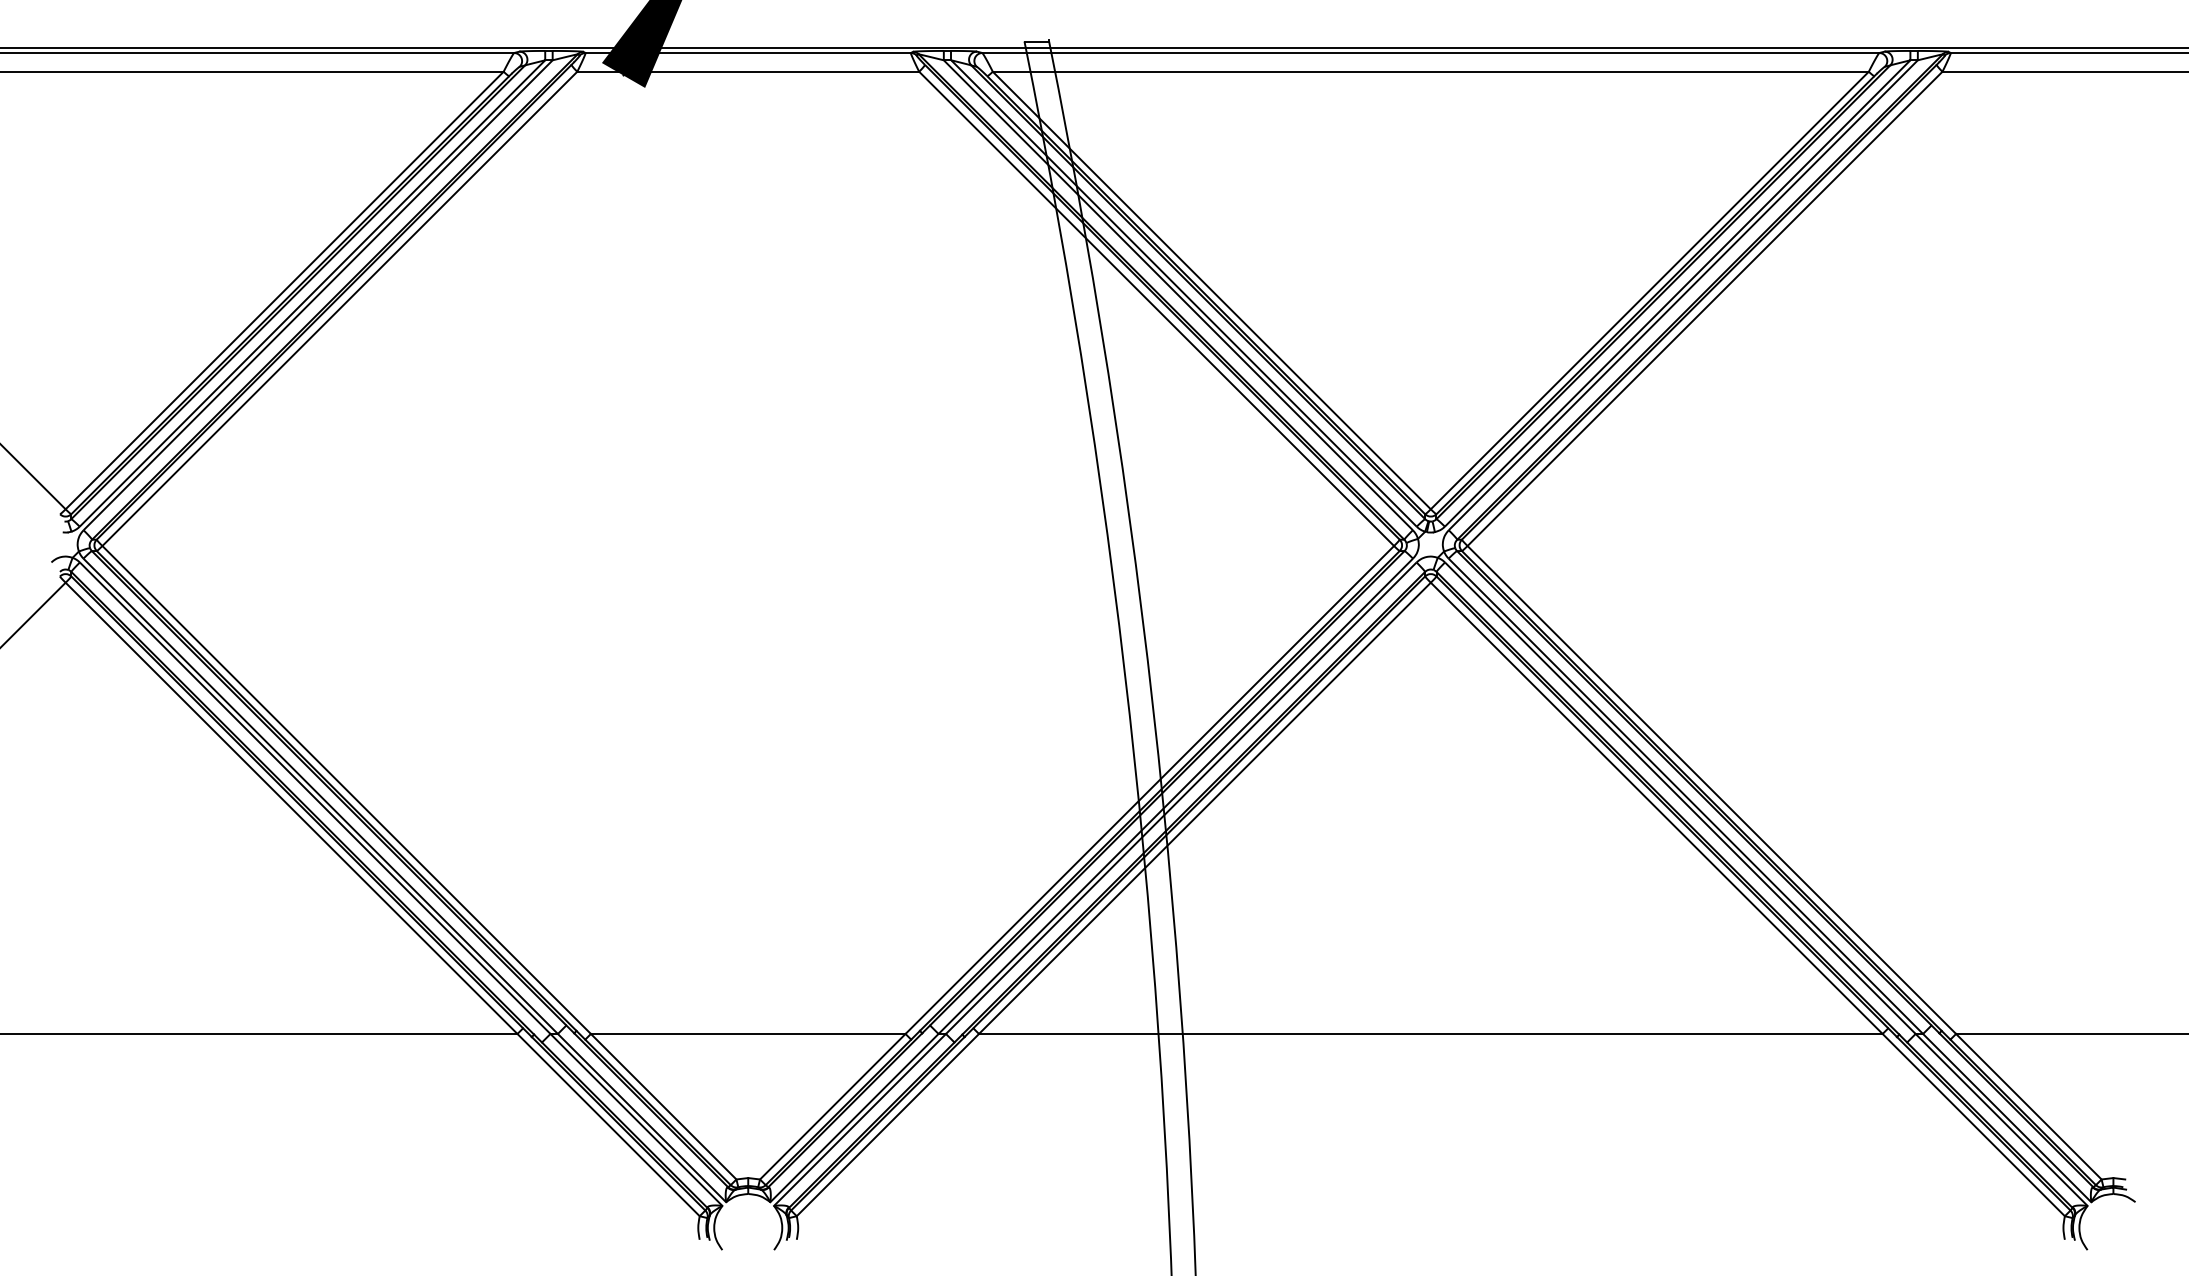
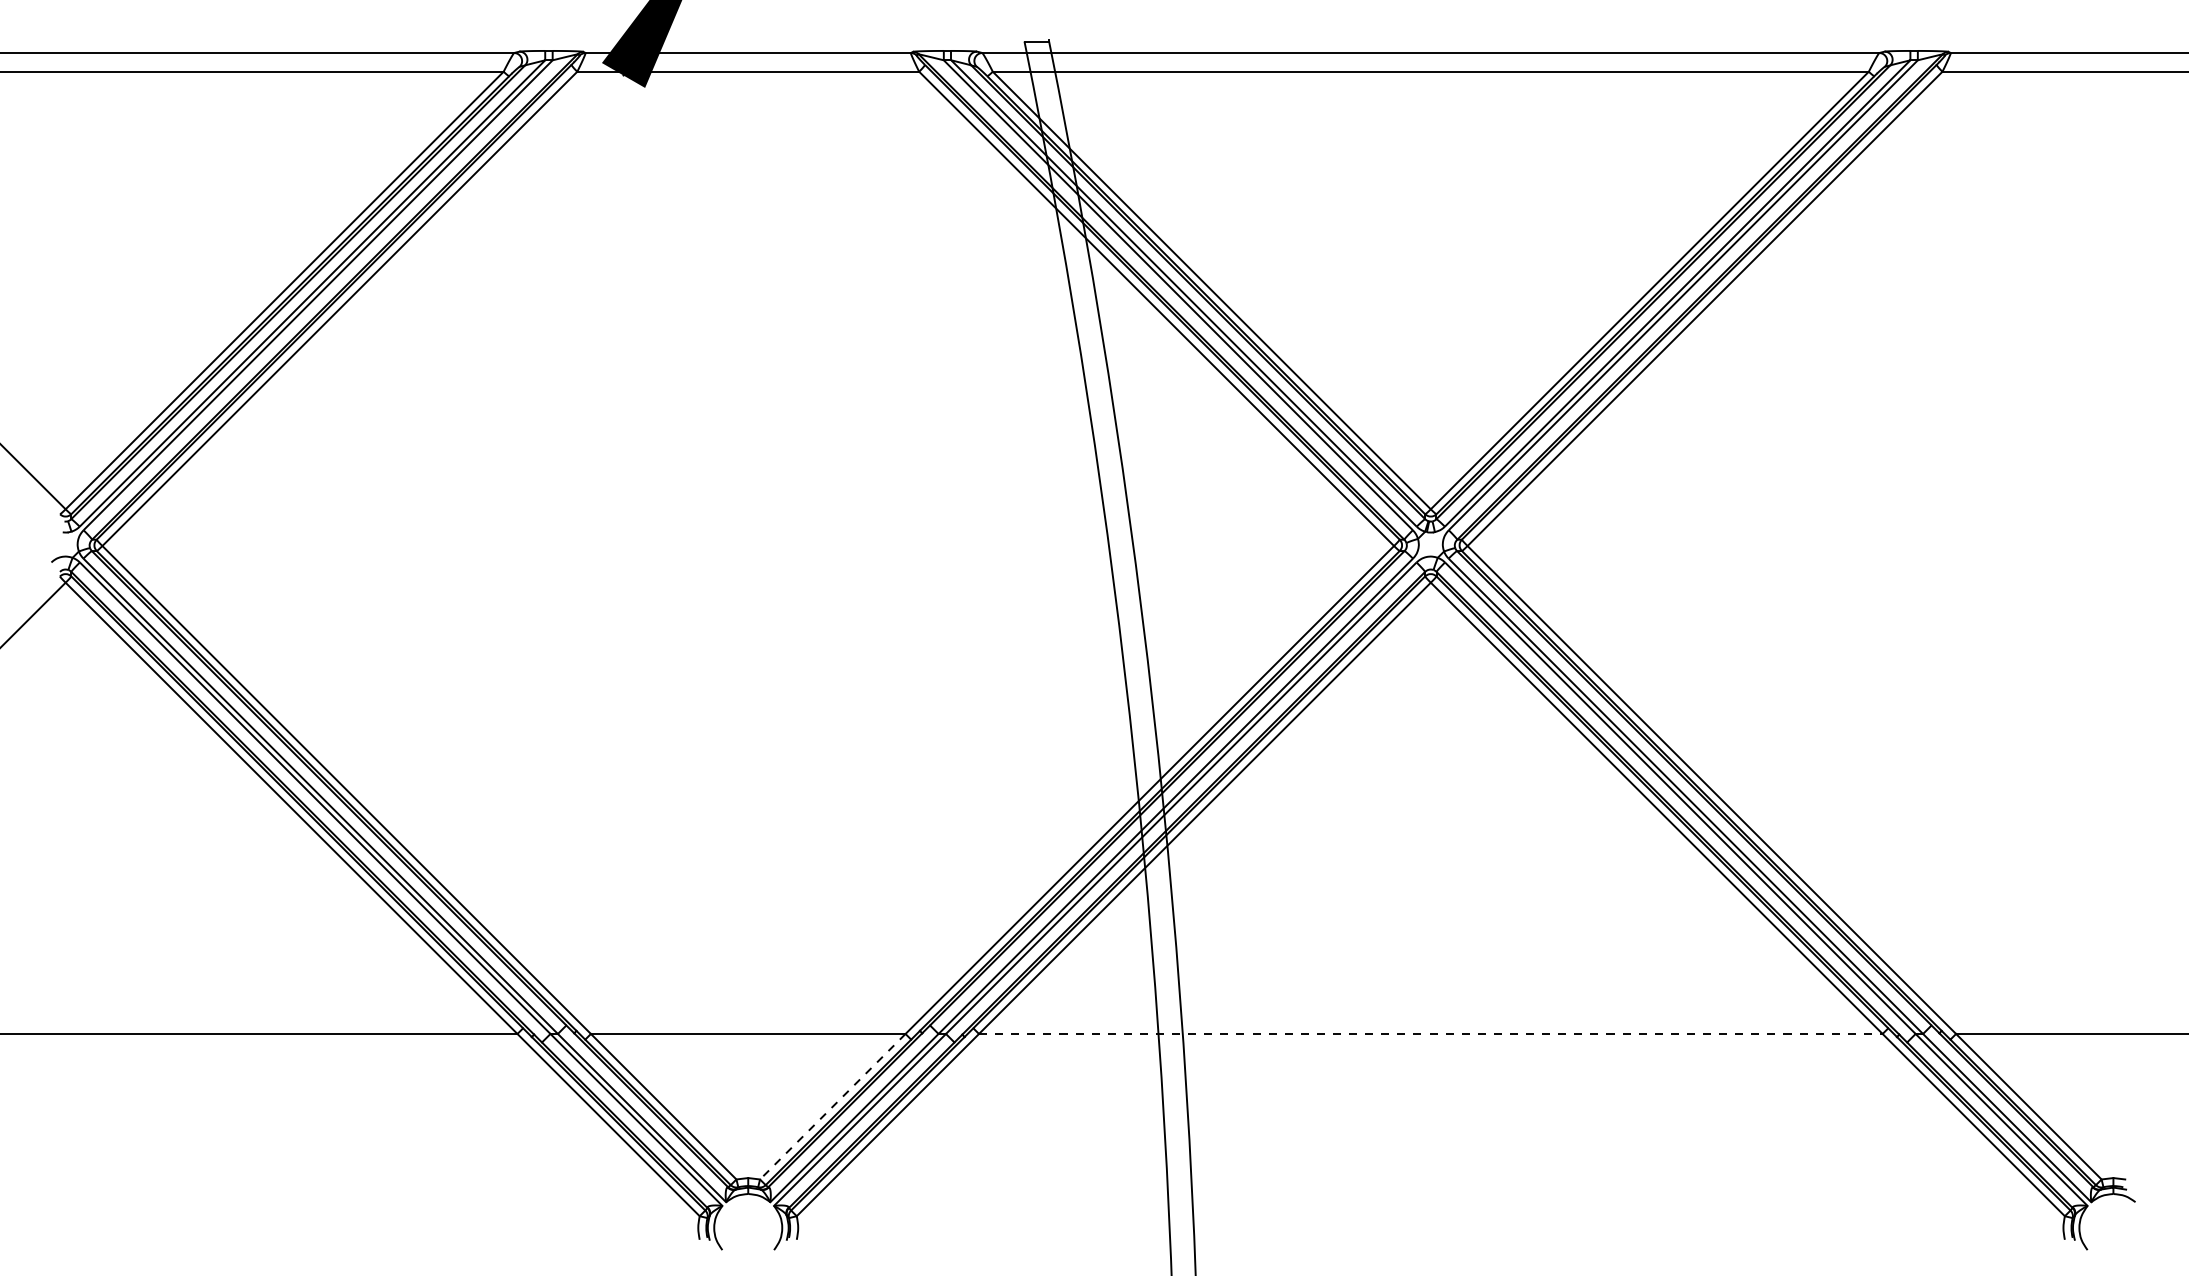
line: present -> none (1093, 48)
line: solid -> dashed (1430, 1033)
line: solid -> dashed (832, 1106)
